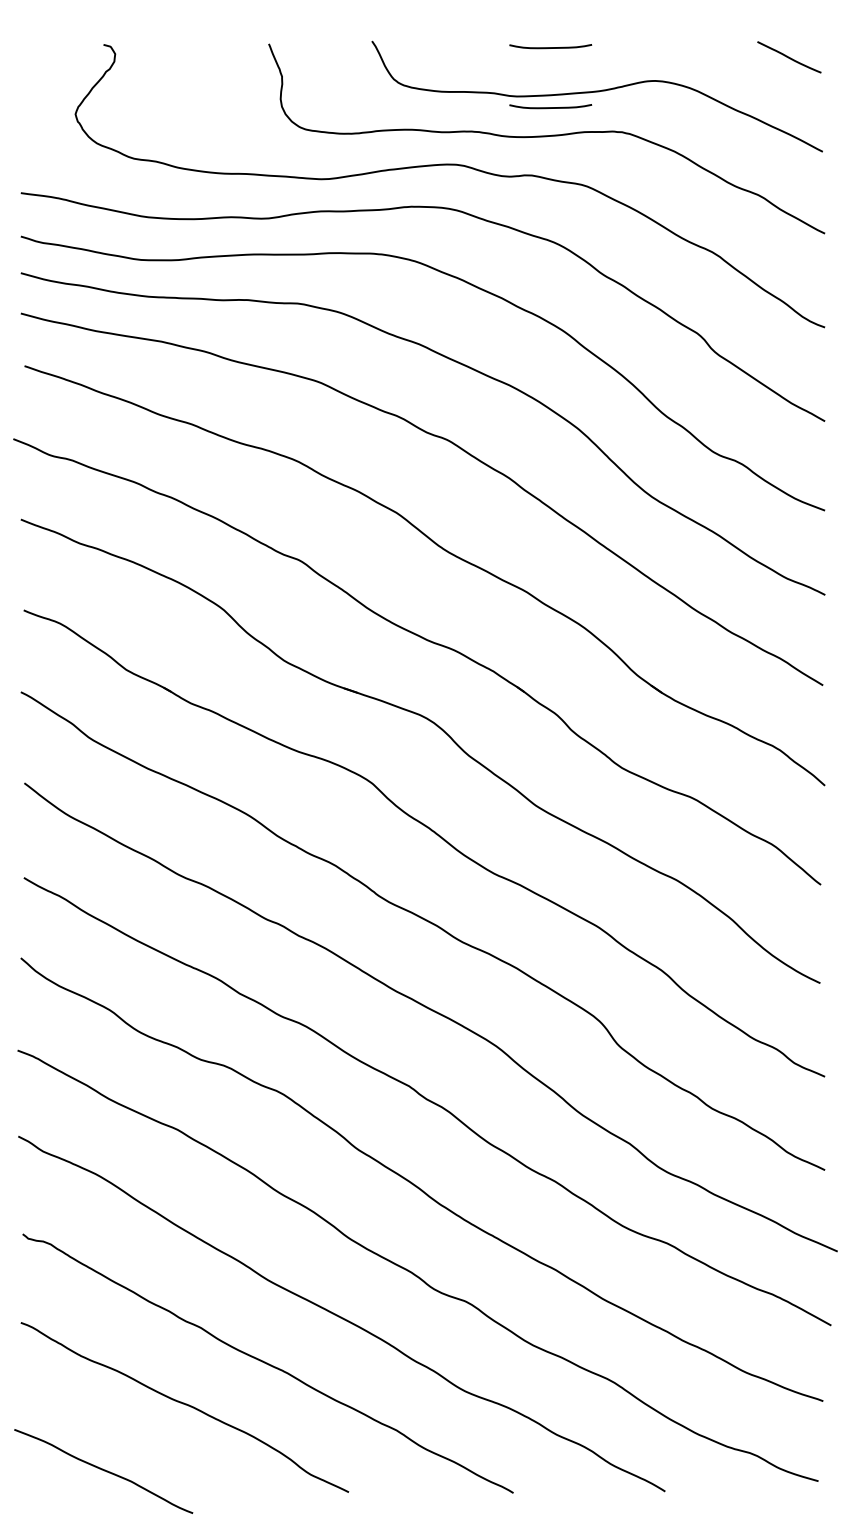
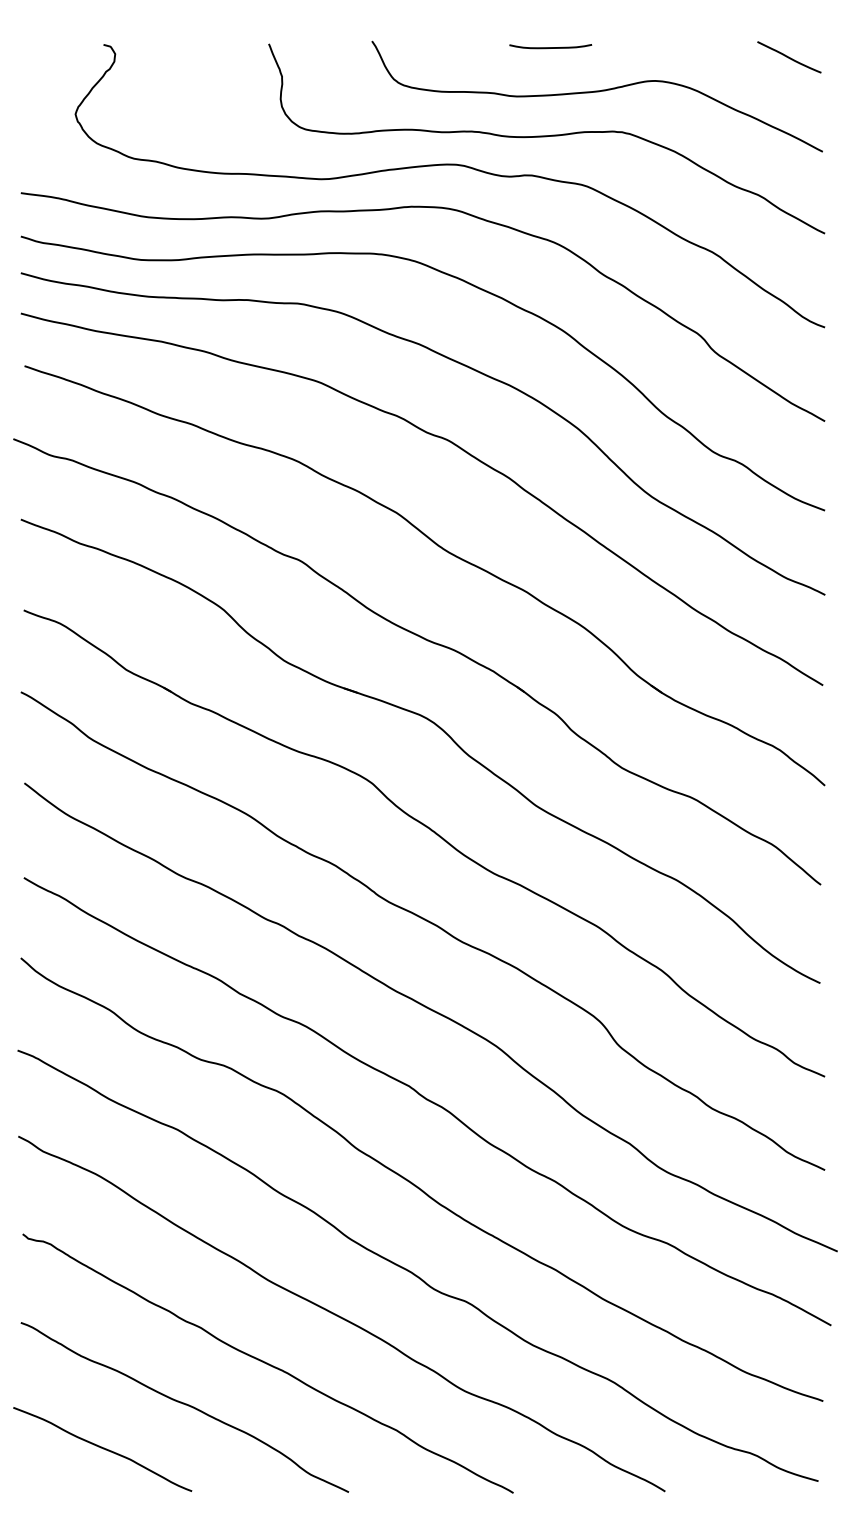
curve: present -> none (550, 107)
curve position: (103, 1470) -> (102, 1448) (102, 1448)
